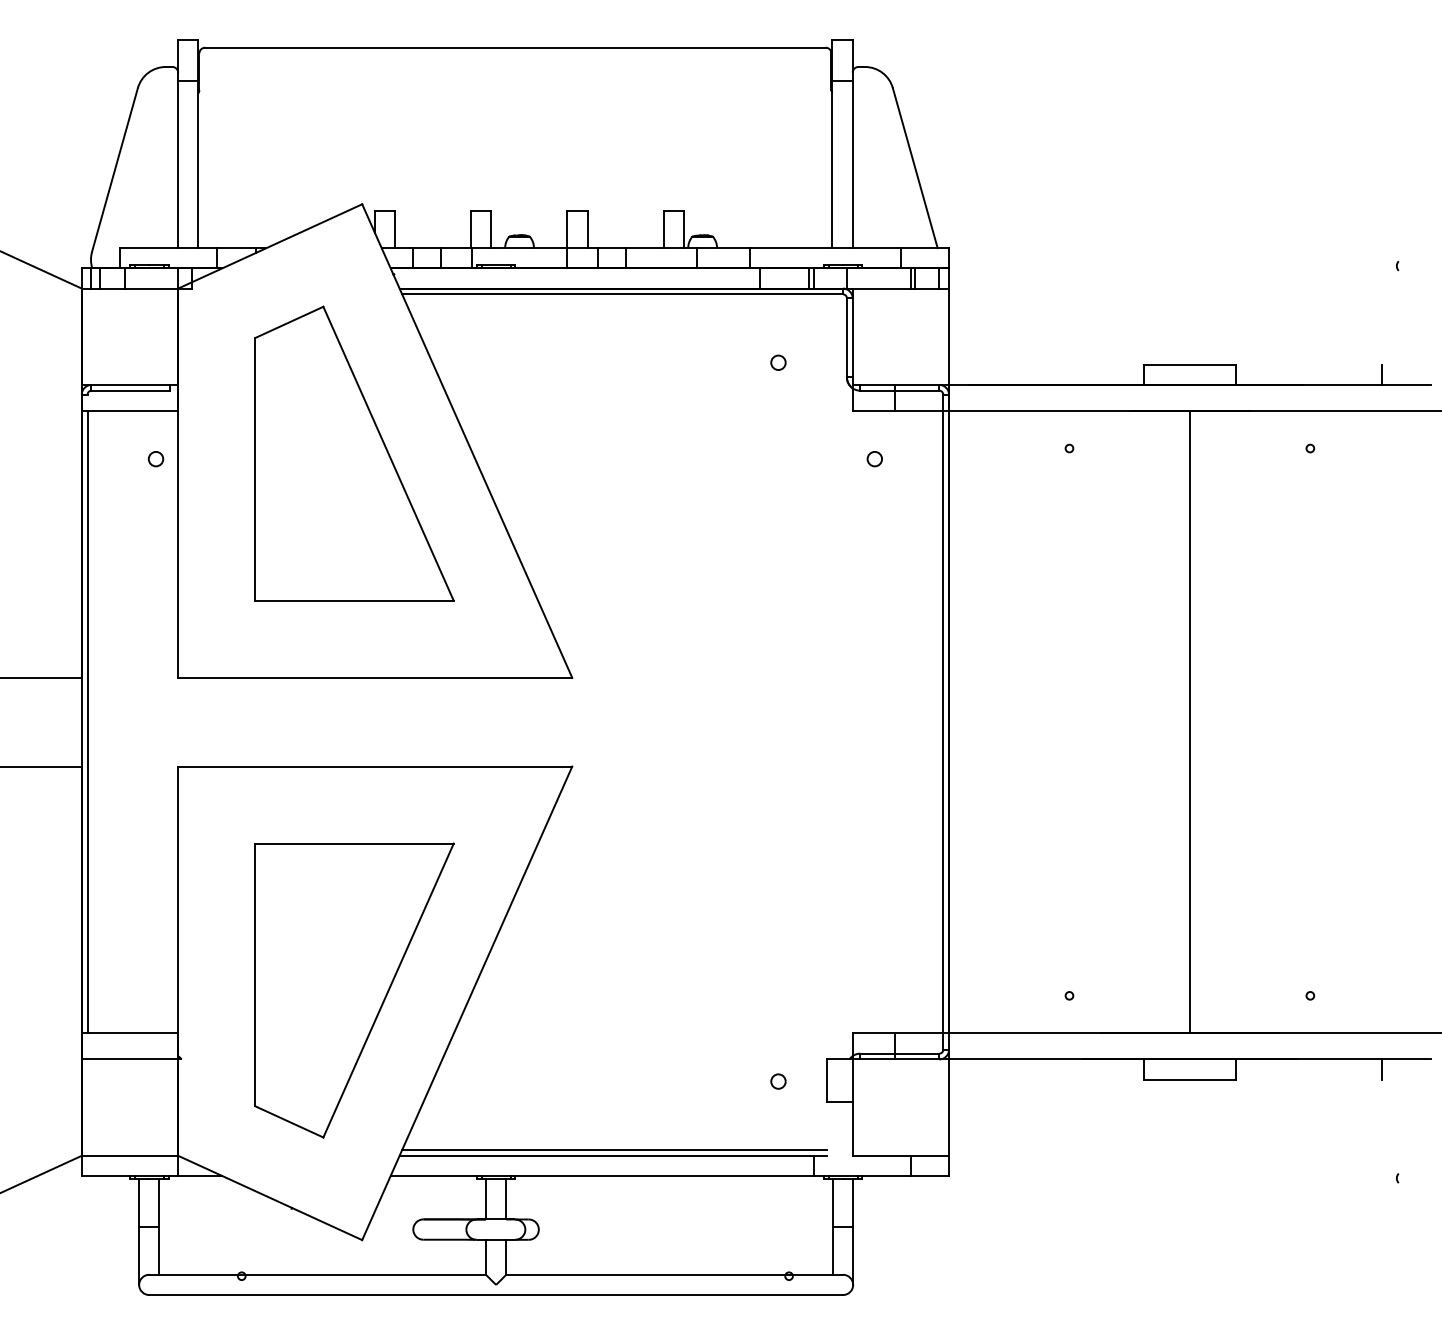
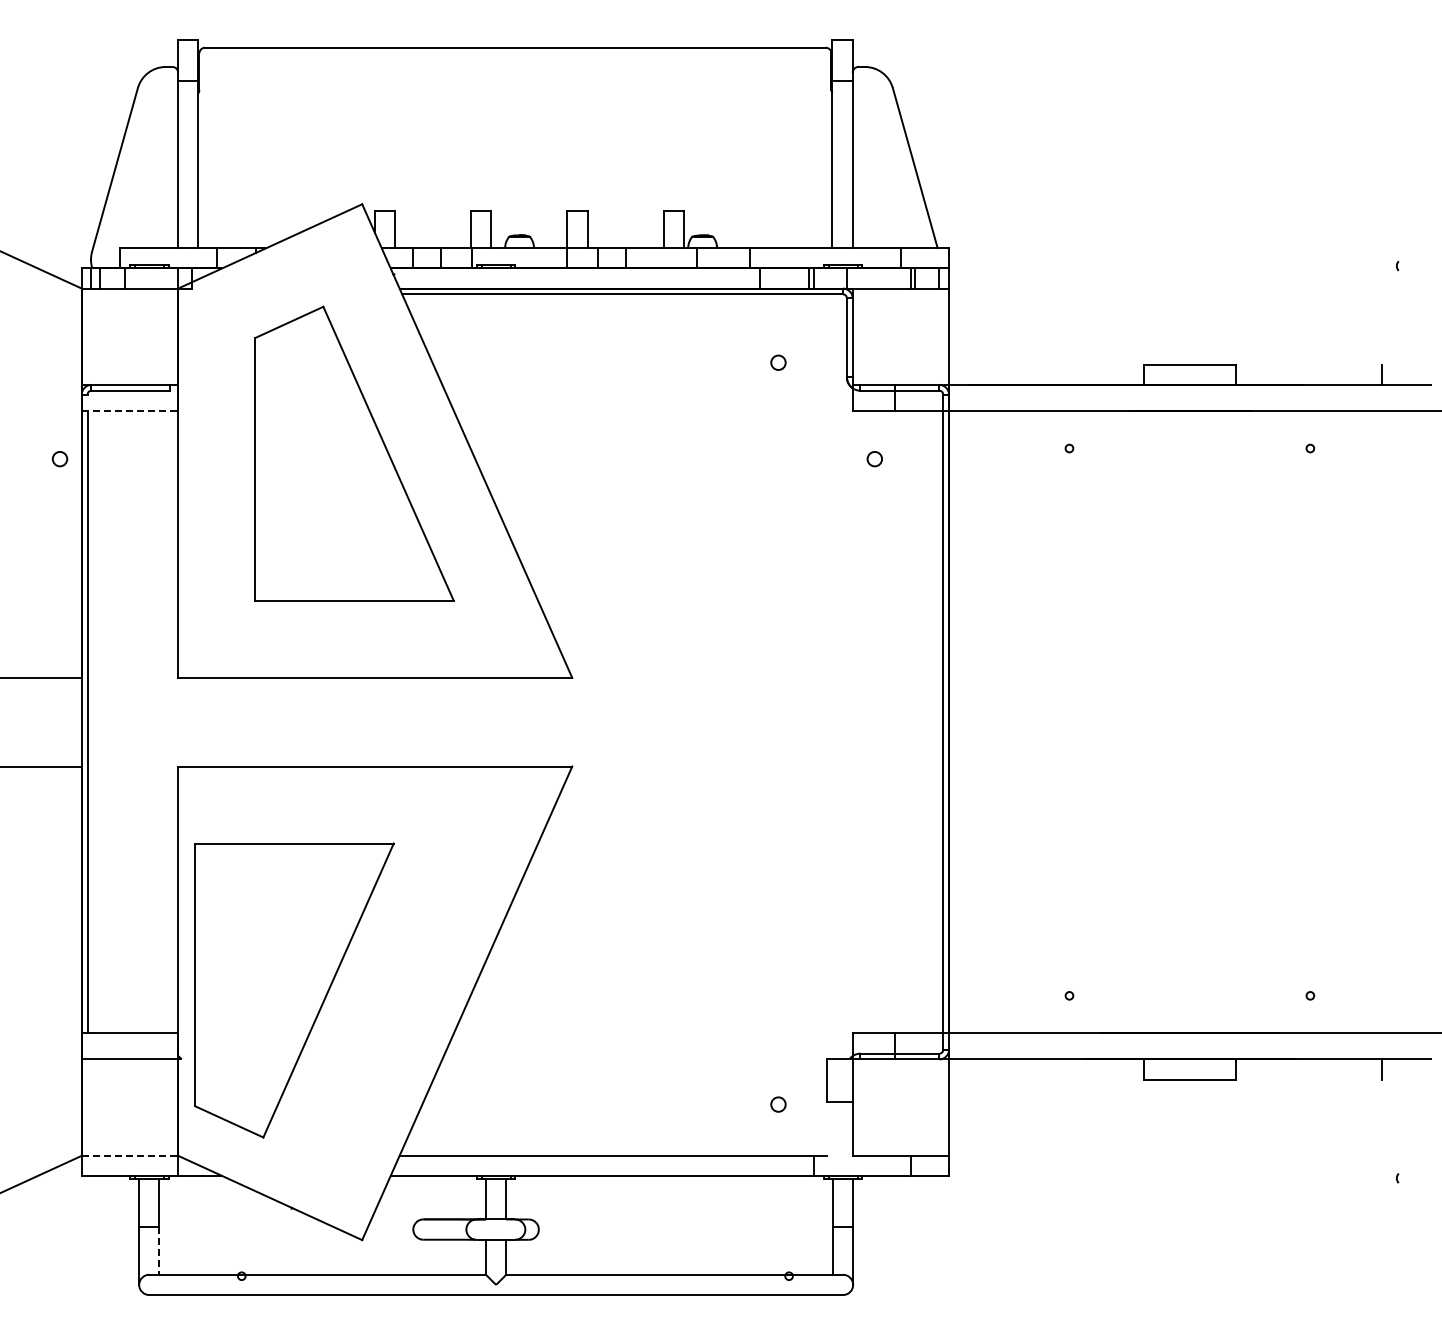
line: solid -> dashed (130, 410)
circle position: (155, 459) -> (59, 459) (59, 459)
line: present -> none (1189, 721)
part position: (354, 990) -> (294, 990) (294, 990)
circle position: (778, 1081) -> (778, 1104) (778, 1104)
line: present -> none (614, 1150)
line: solid -> dashed (130, 1155)
line: solid -> dashed (159, 1250)
